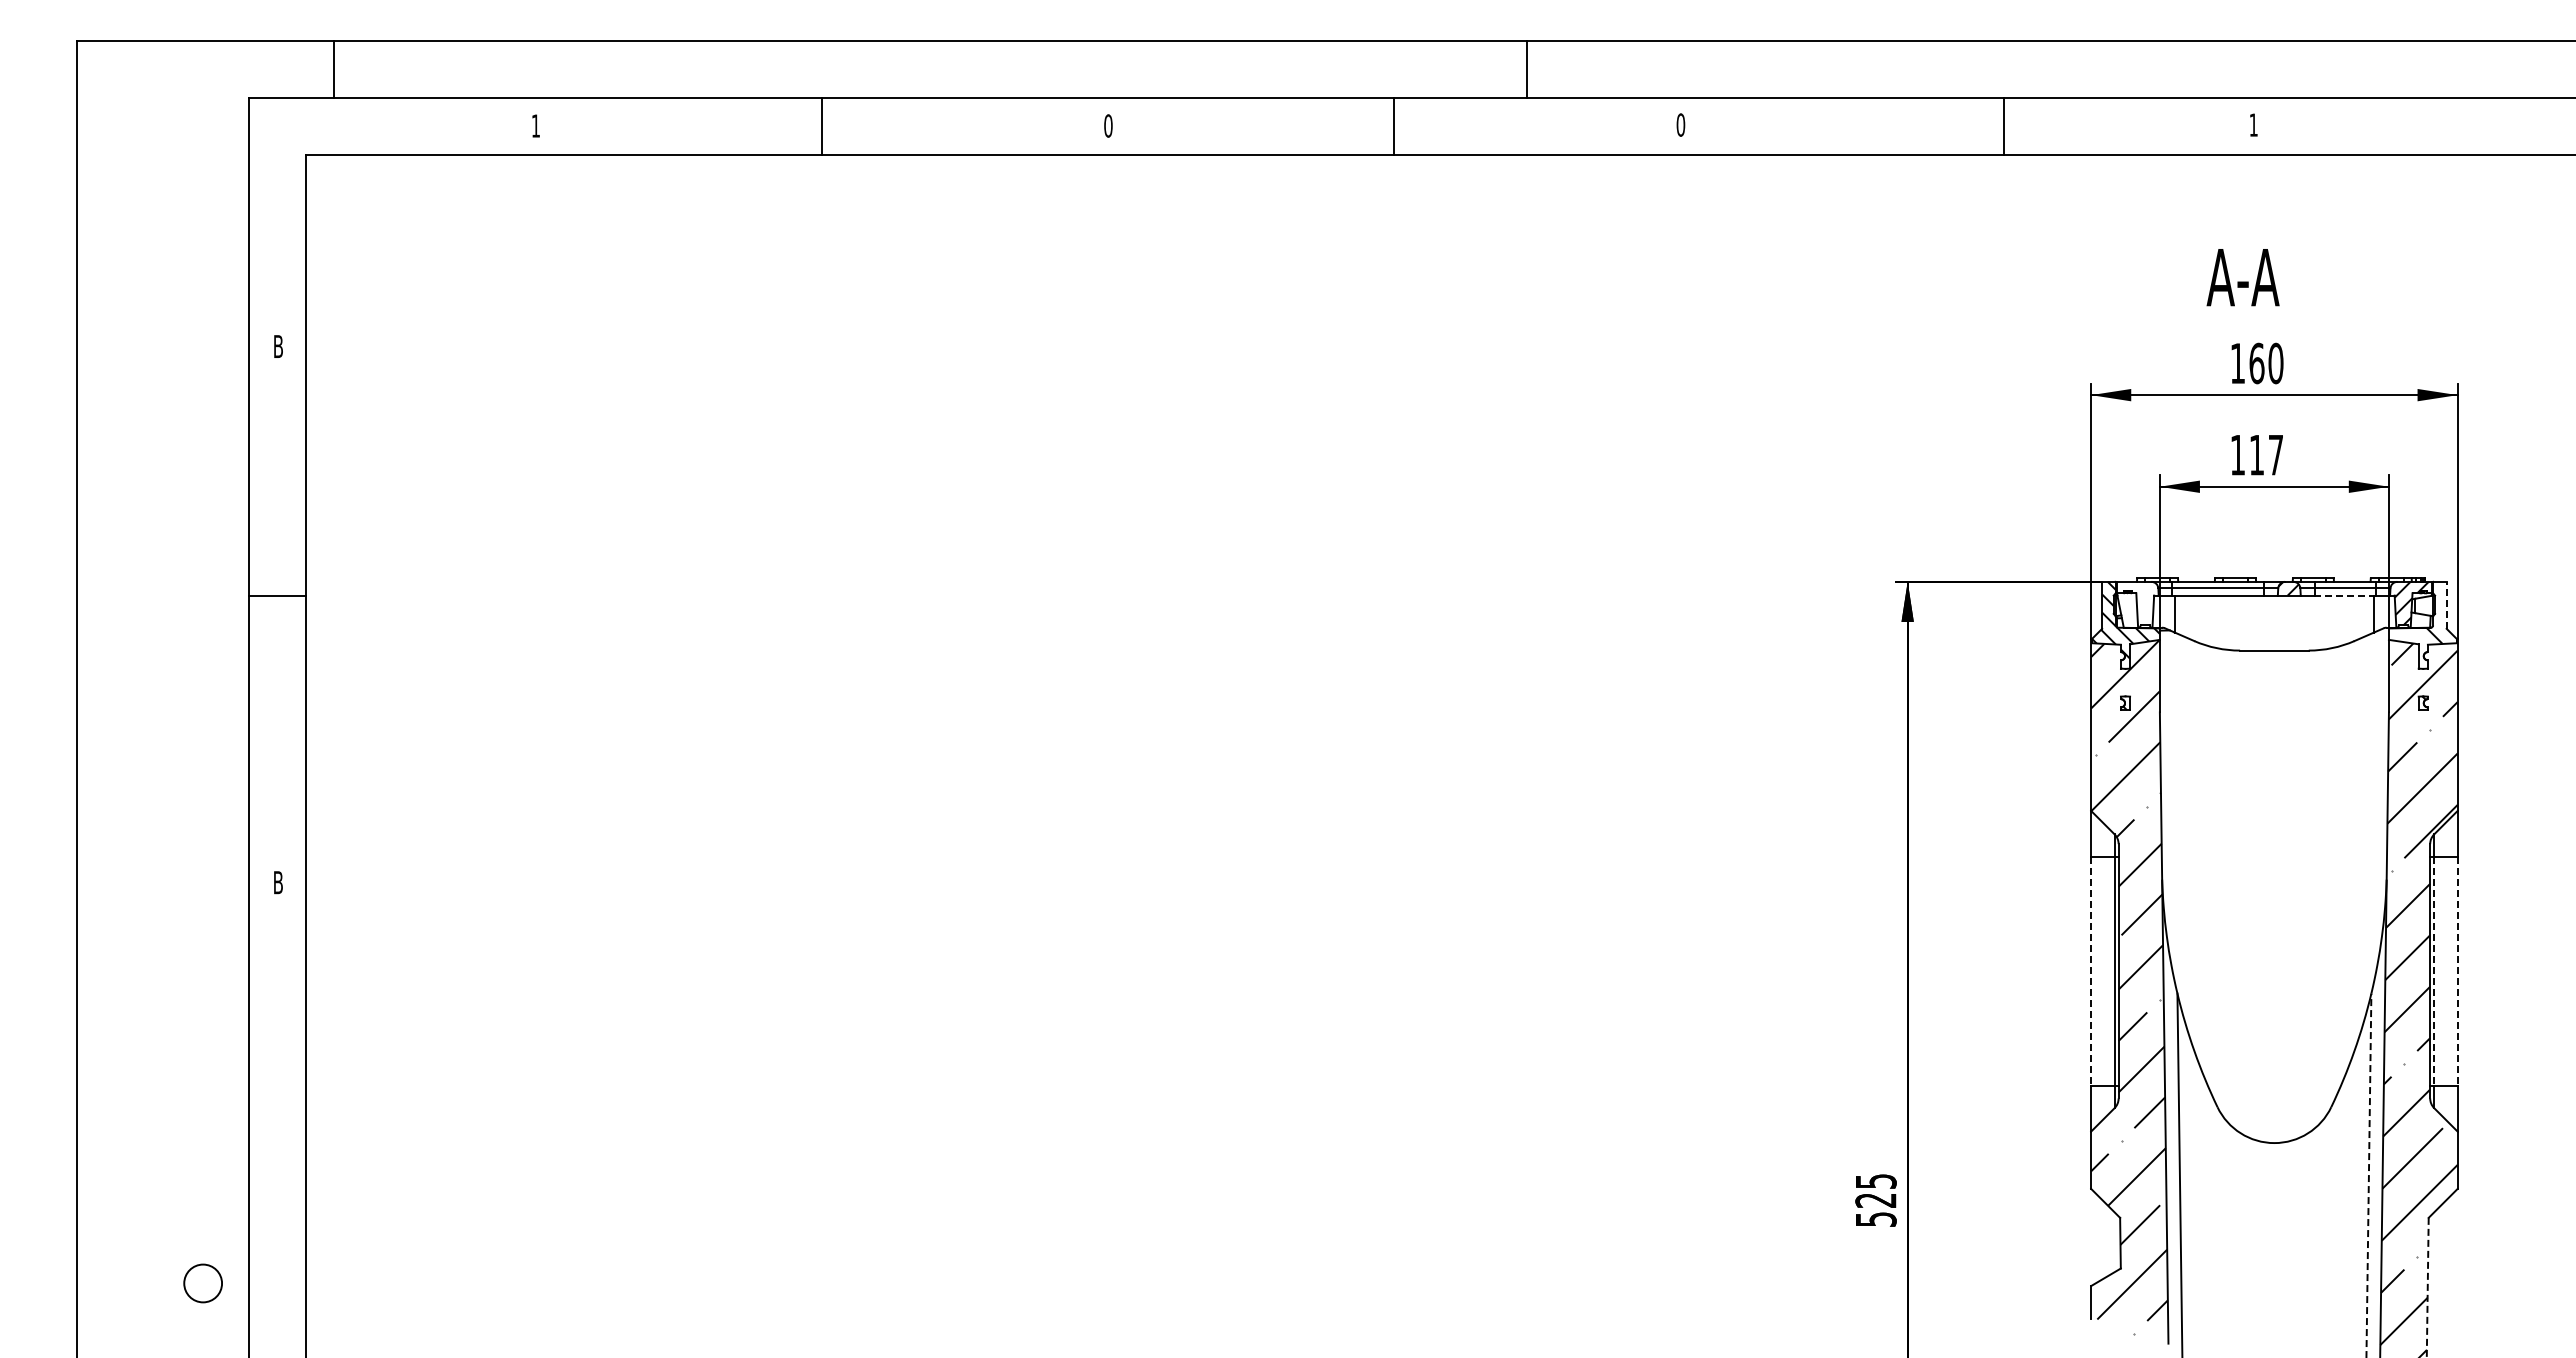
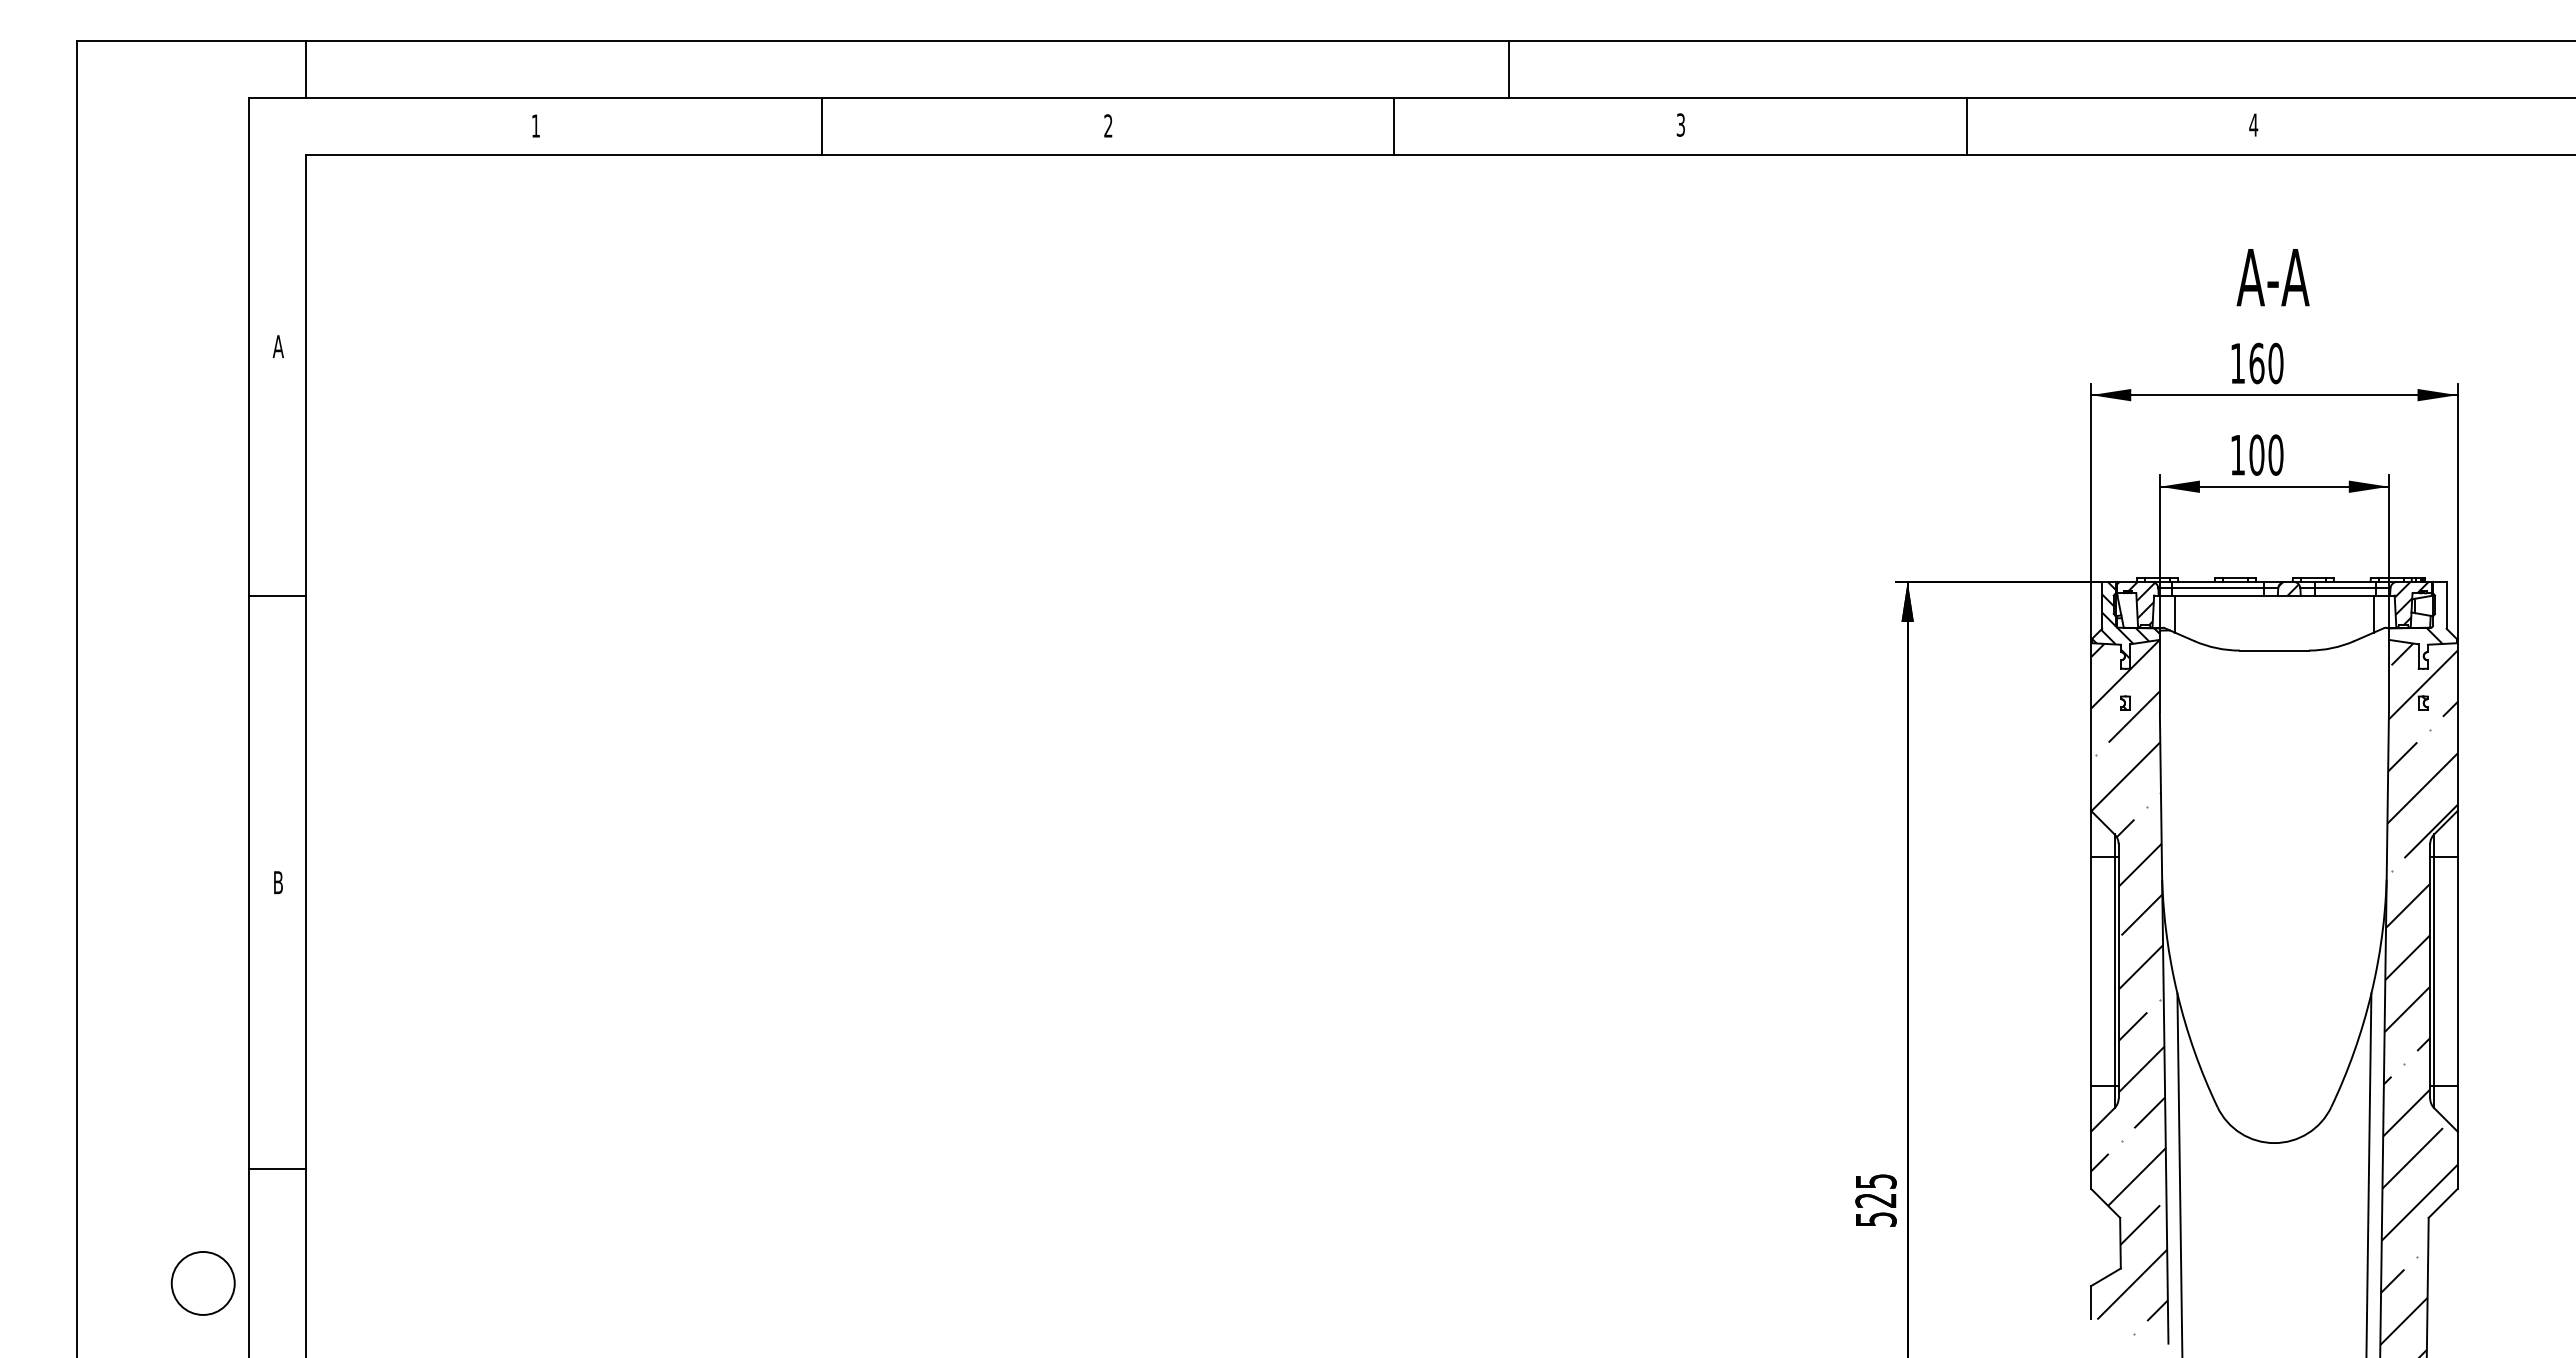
line position: (334, 69) -> (306, 69) (306, 69)
line position: (1526, 69) -> (1508, 69) (1508, 69)
text: 0 -> 3 (1680, 124)
text: 1 -> 4 (2253, 124)
text: 0 -> 2 (1108, 125)
line position: (2004, 126) -> (1967, 126) (1967, 126)
text position: (2242, 277) -> (2272, 277) (2272, 277)
text: B -> A (277, 346)
text: 117 -> 100 (2266, 454)
line: dashed -> solid (2345, 595)
hatch: none -> present (2135, 603)
line: dashed -> solid (2446, 604)
line: dashed -> solid (2091, 971)
line: dashed -> solid (2434, 971)
line: dashed -> solid (2457, 971)
line: none -> present (277, 1168)
line: dashed -> solid (2368, 1175)
circle size: 40x41 px -> 66x65 px (202, 1283)
line: dashed -> solid (2427, 1287)
